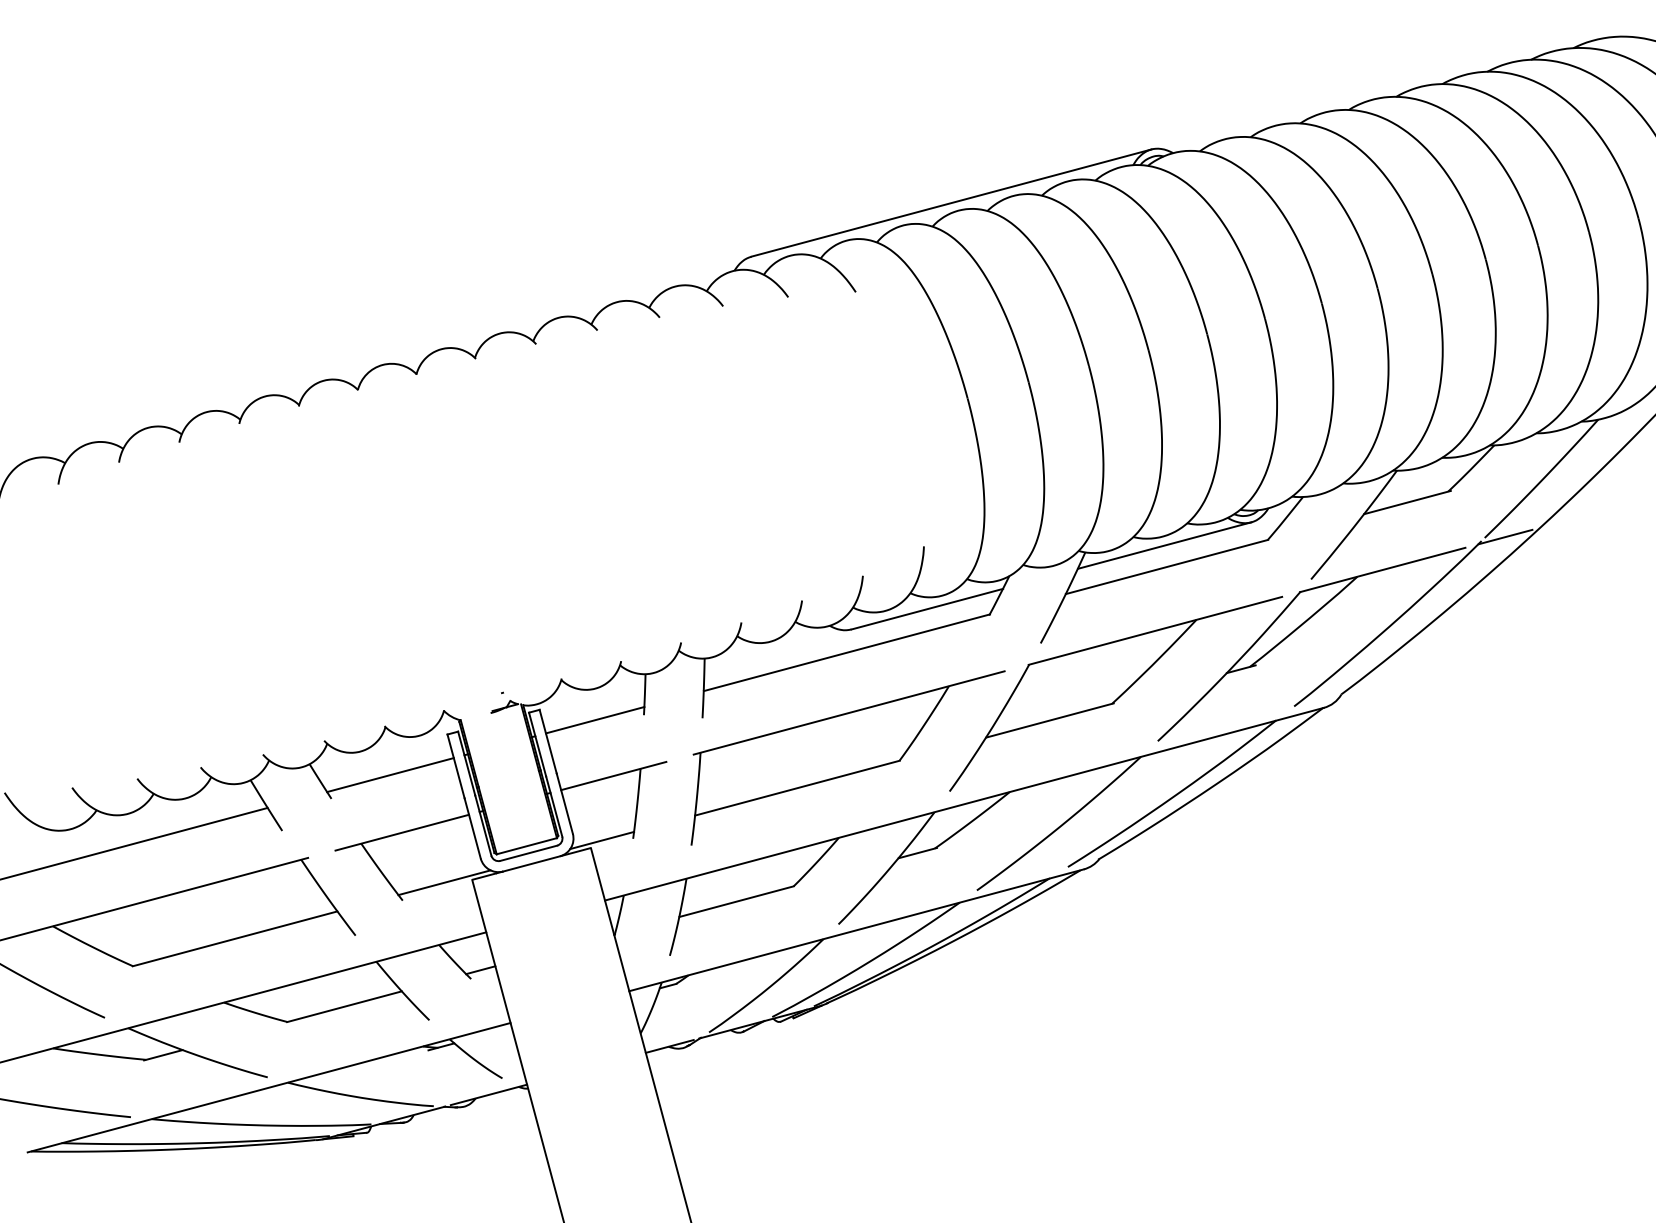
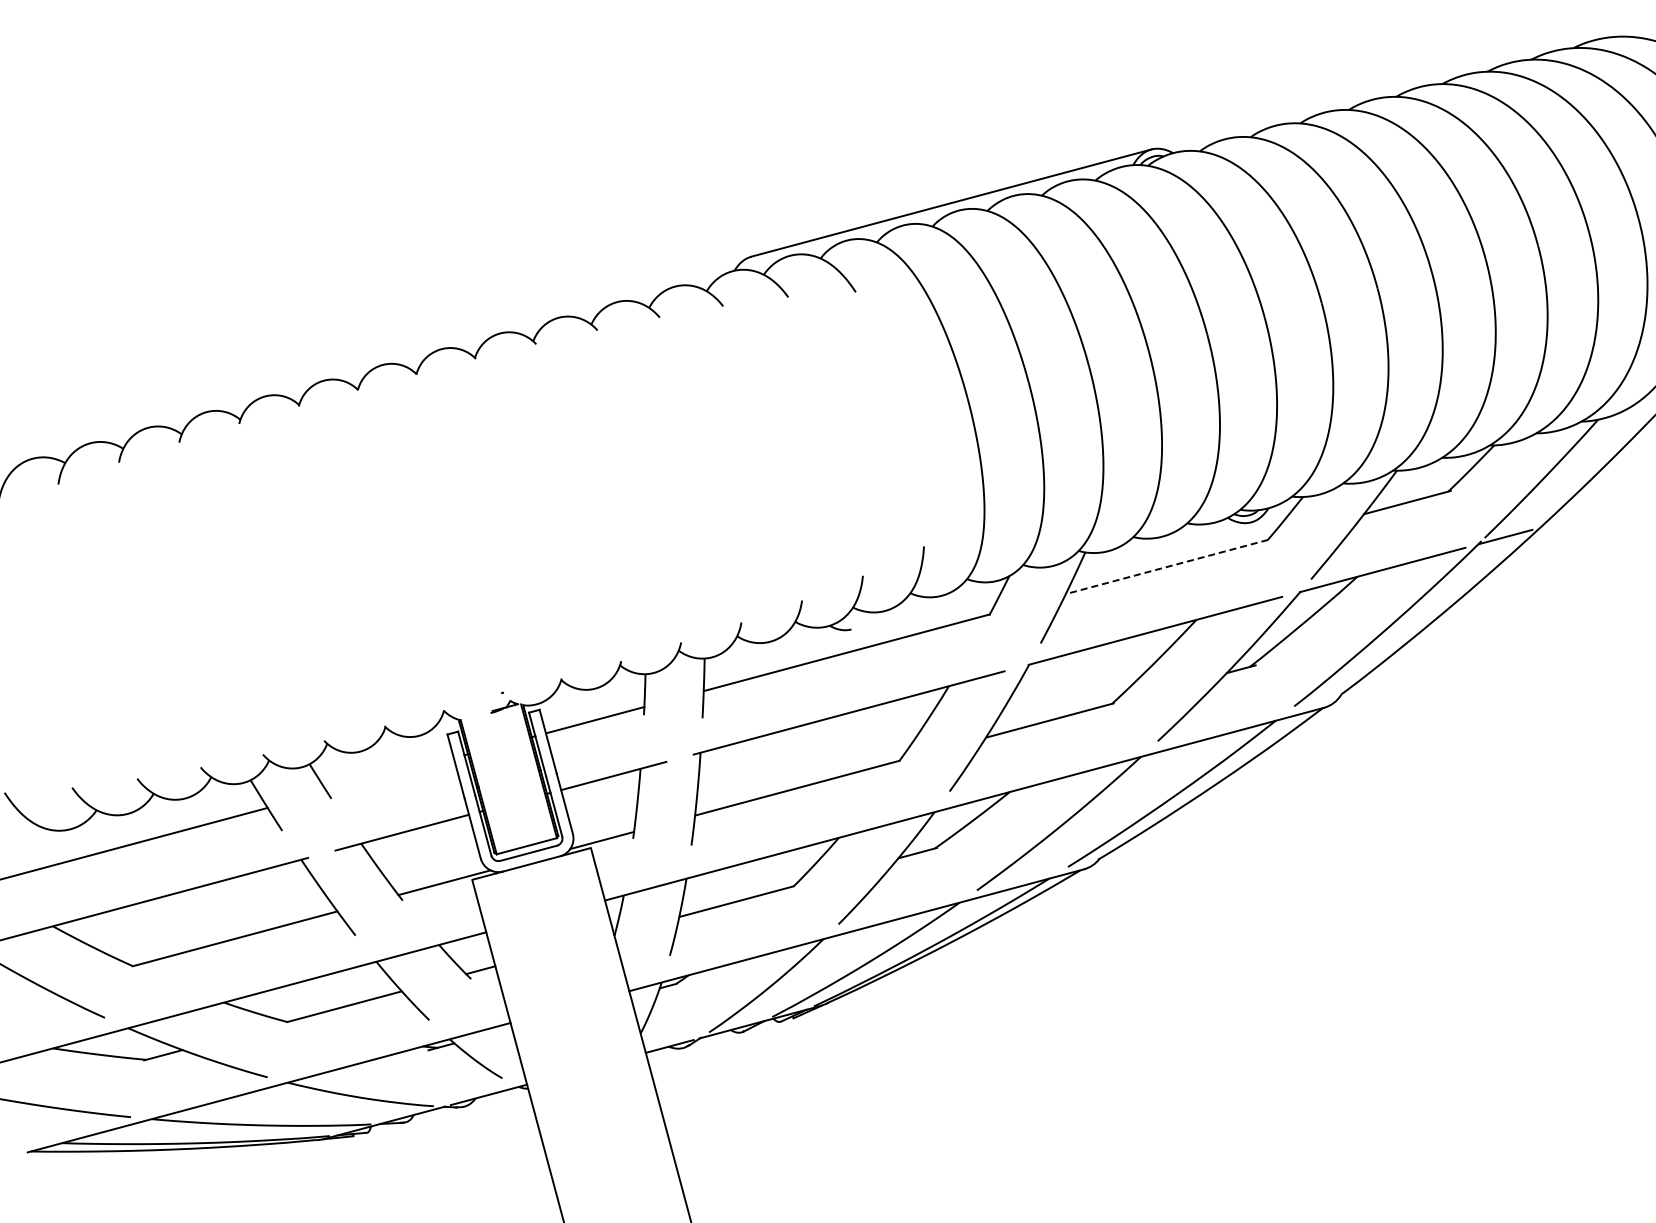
line: present -> none (1164, 545)
line: solid -> dashed (1167, 567)
line: present -> none (927, 608)
line: present -> none (390, 775)
